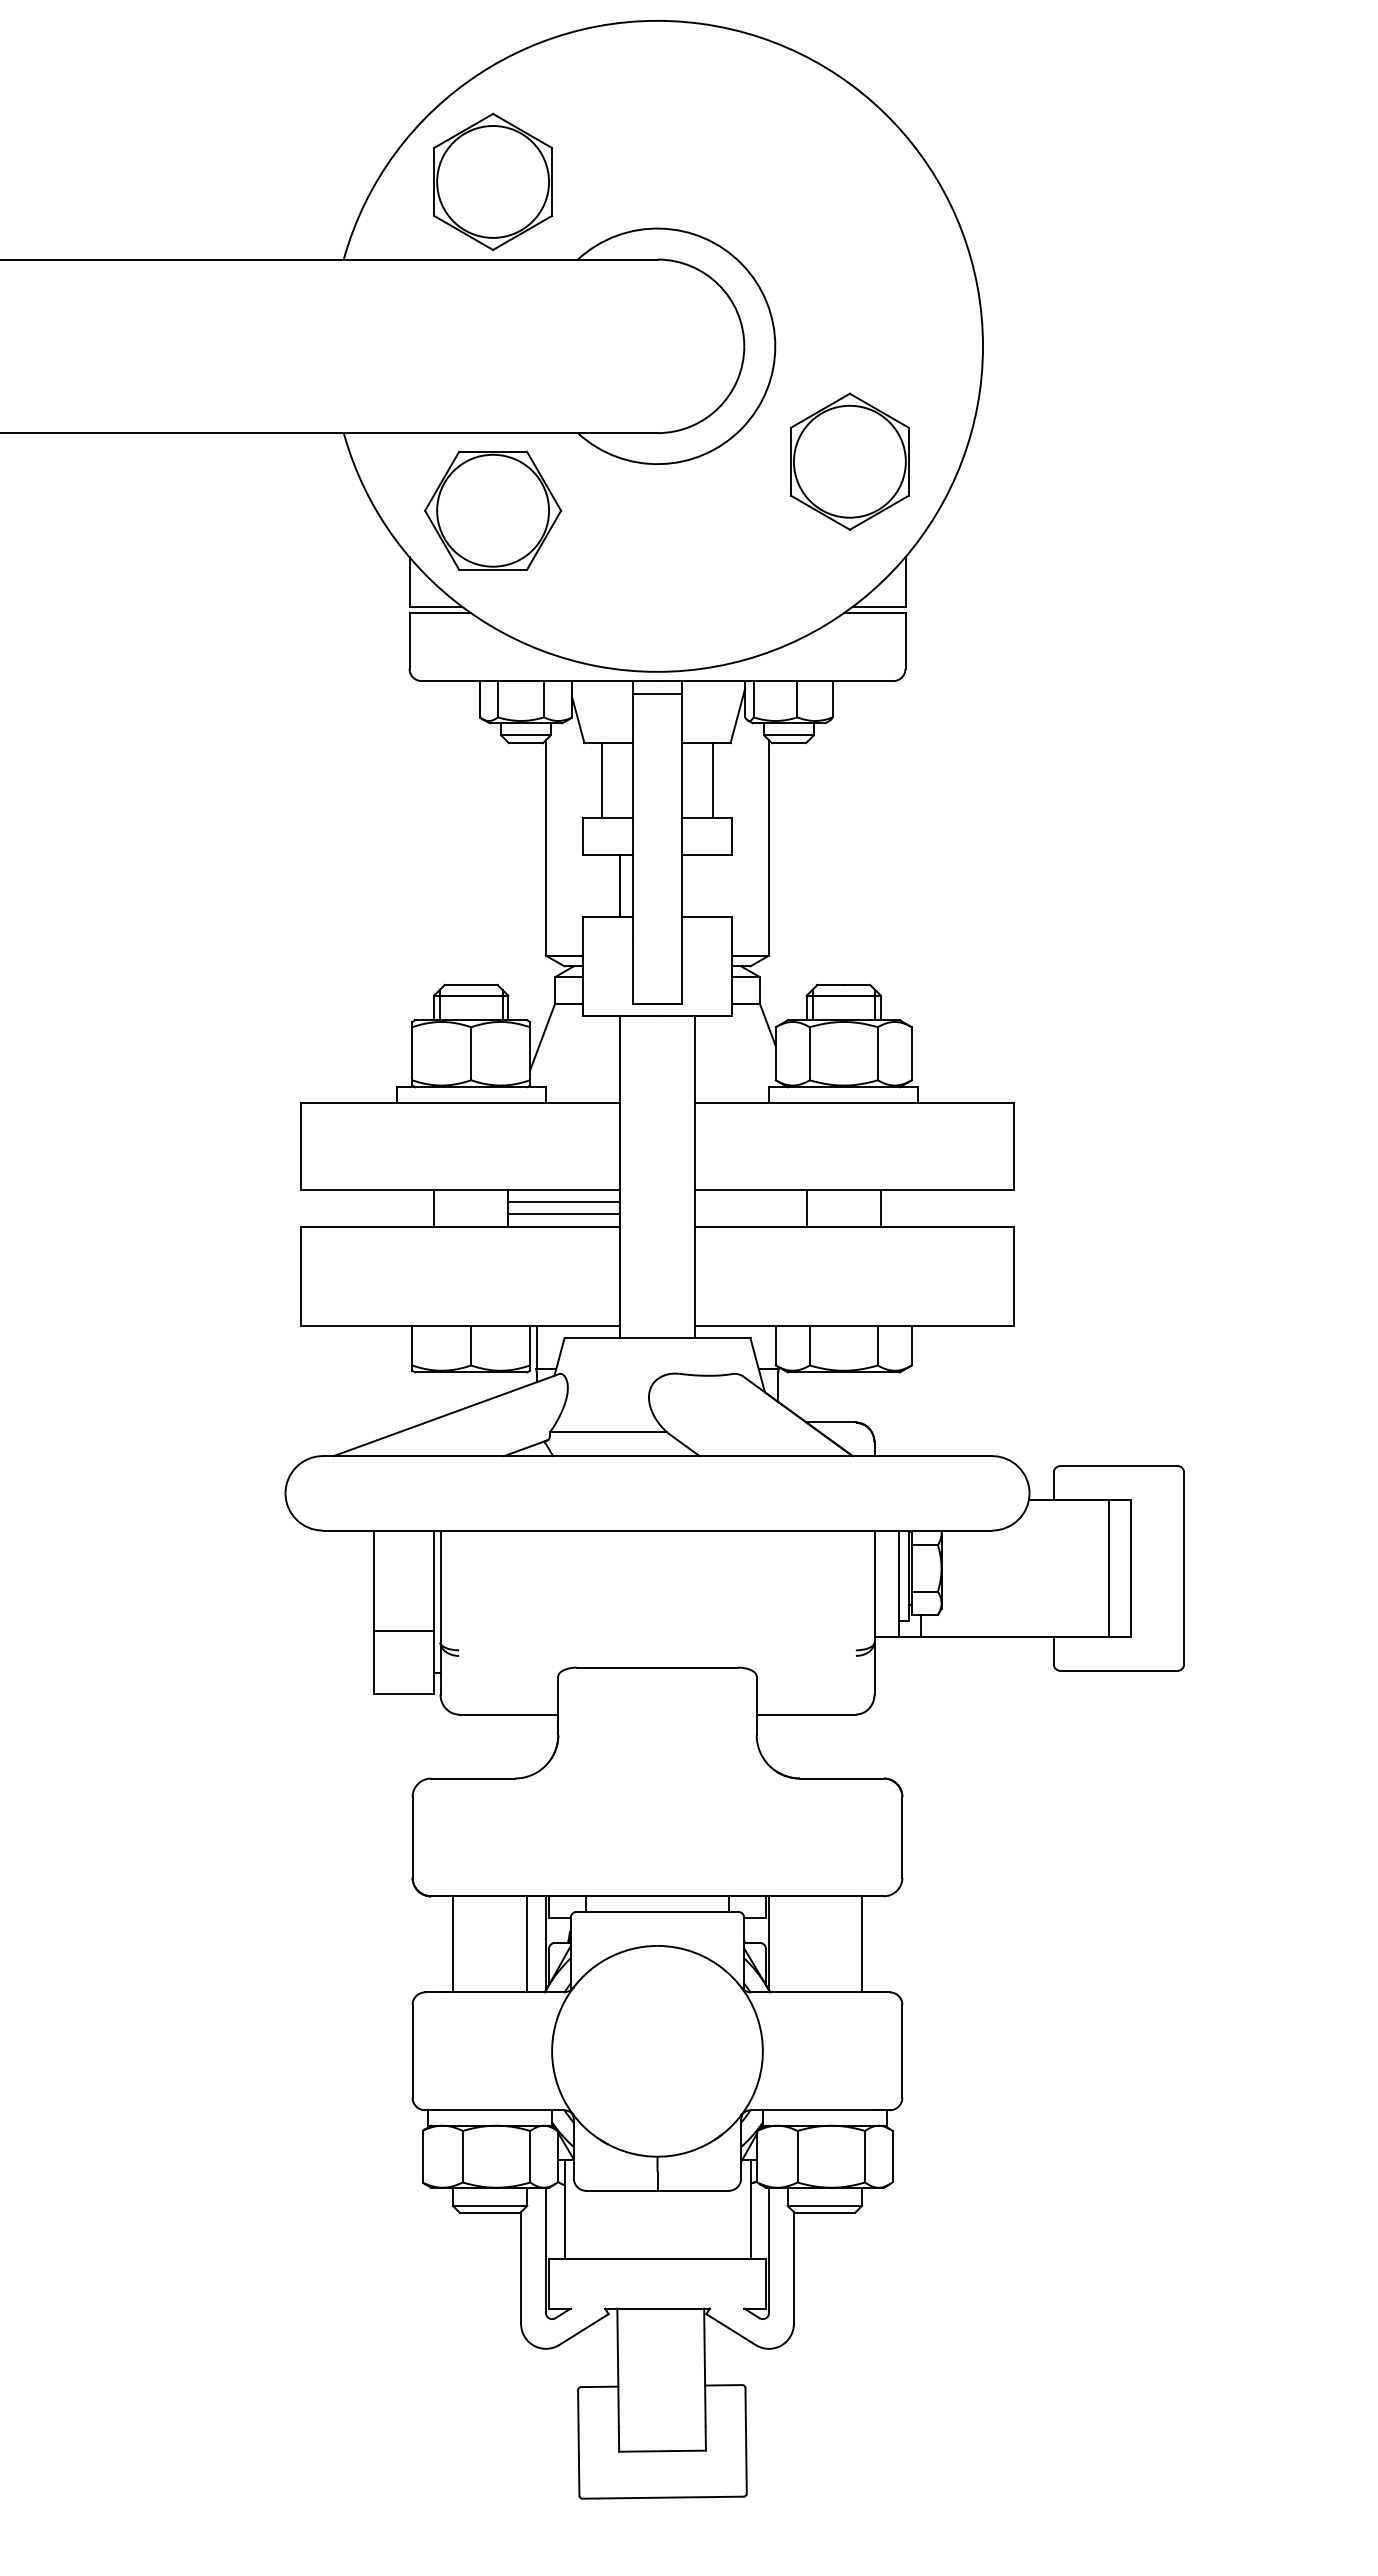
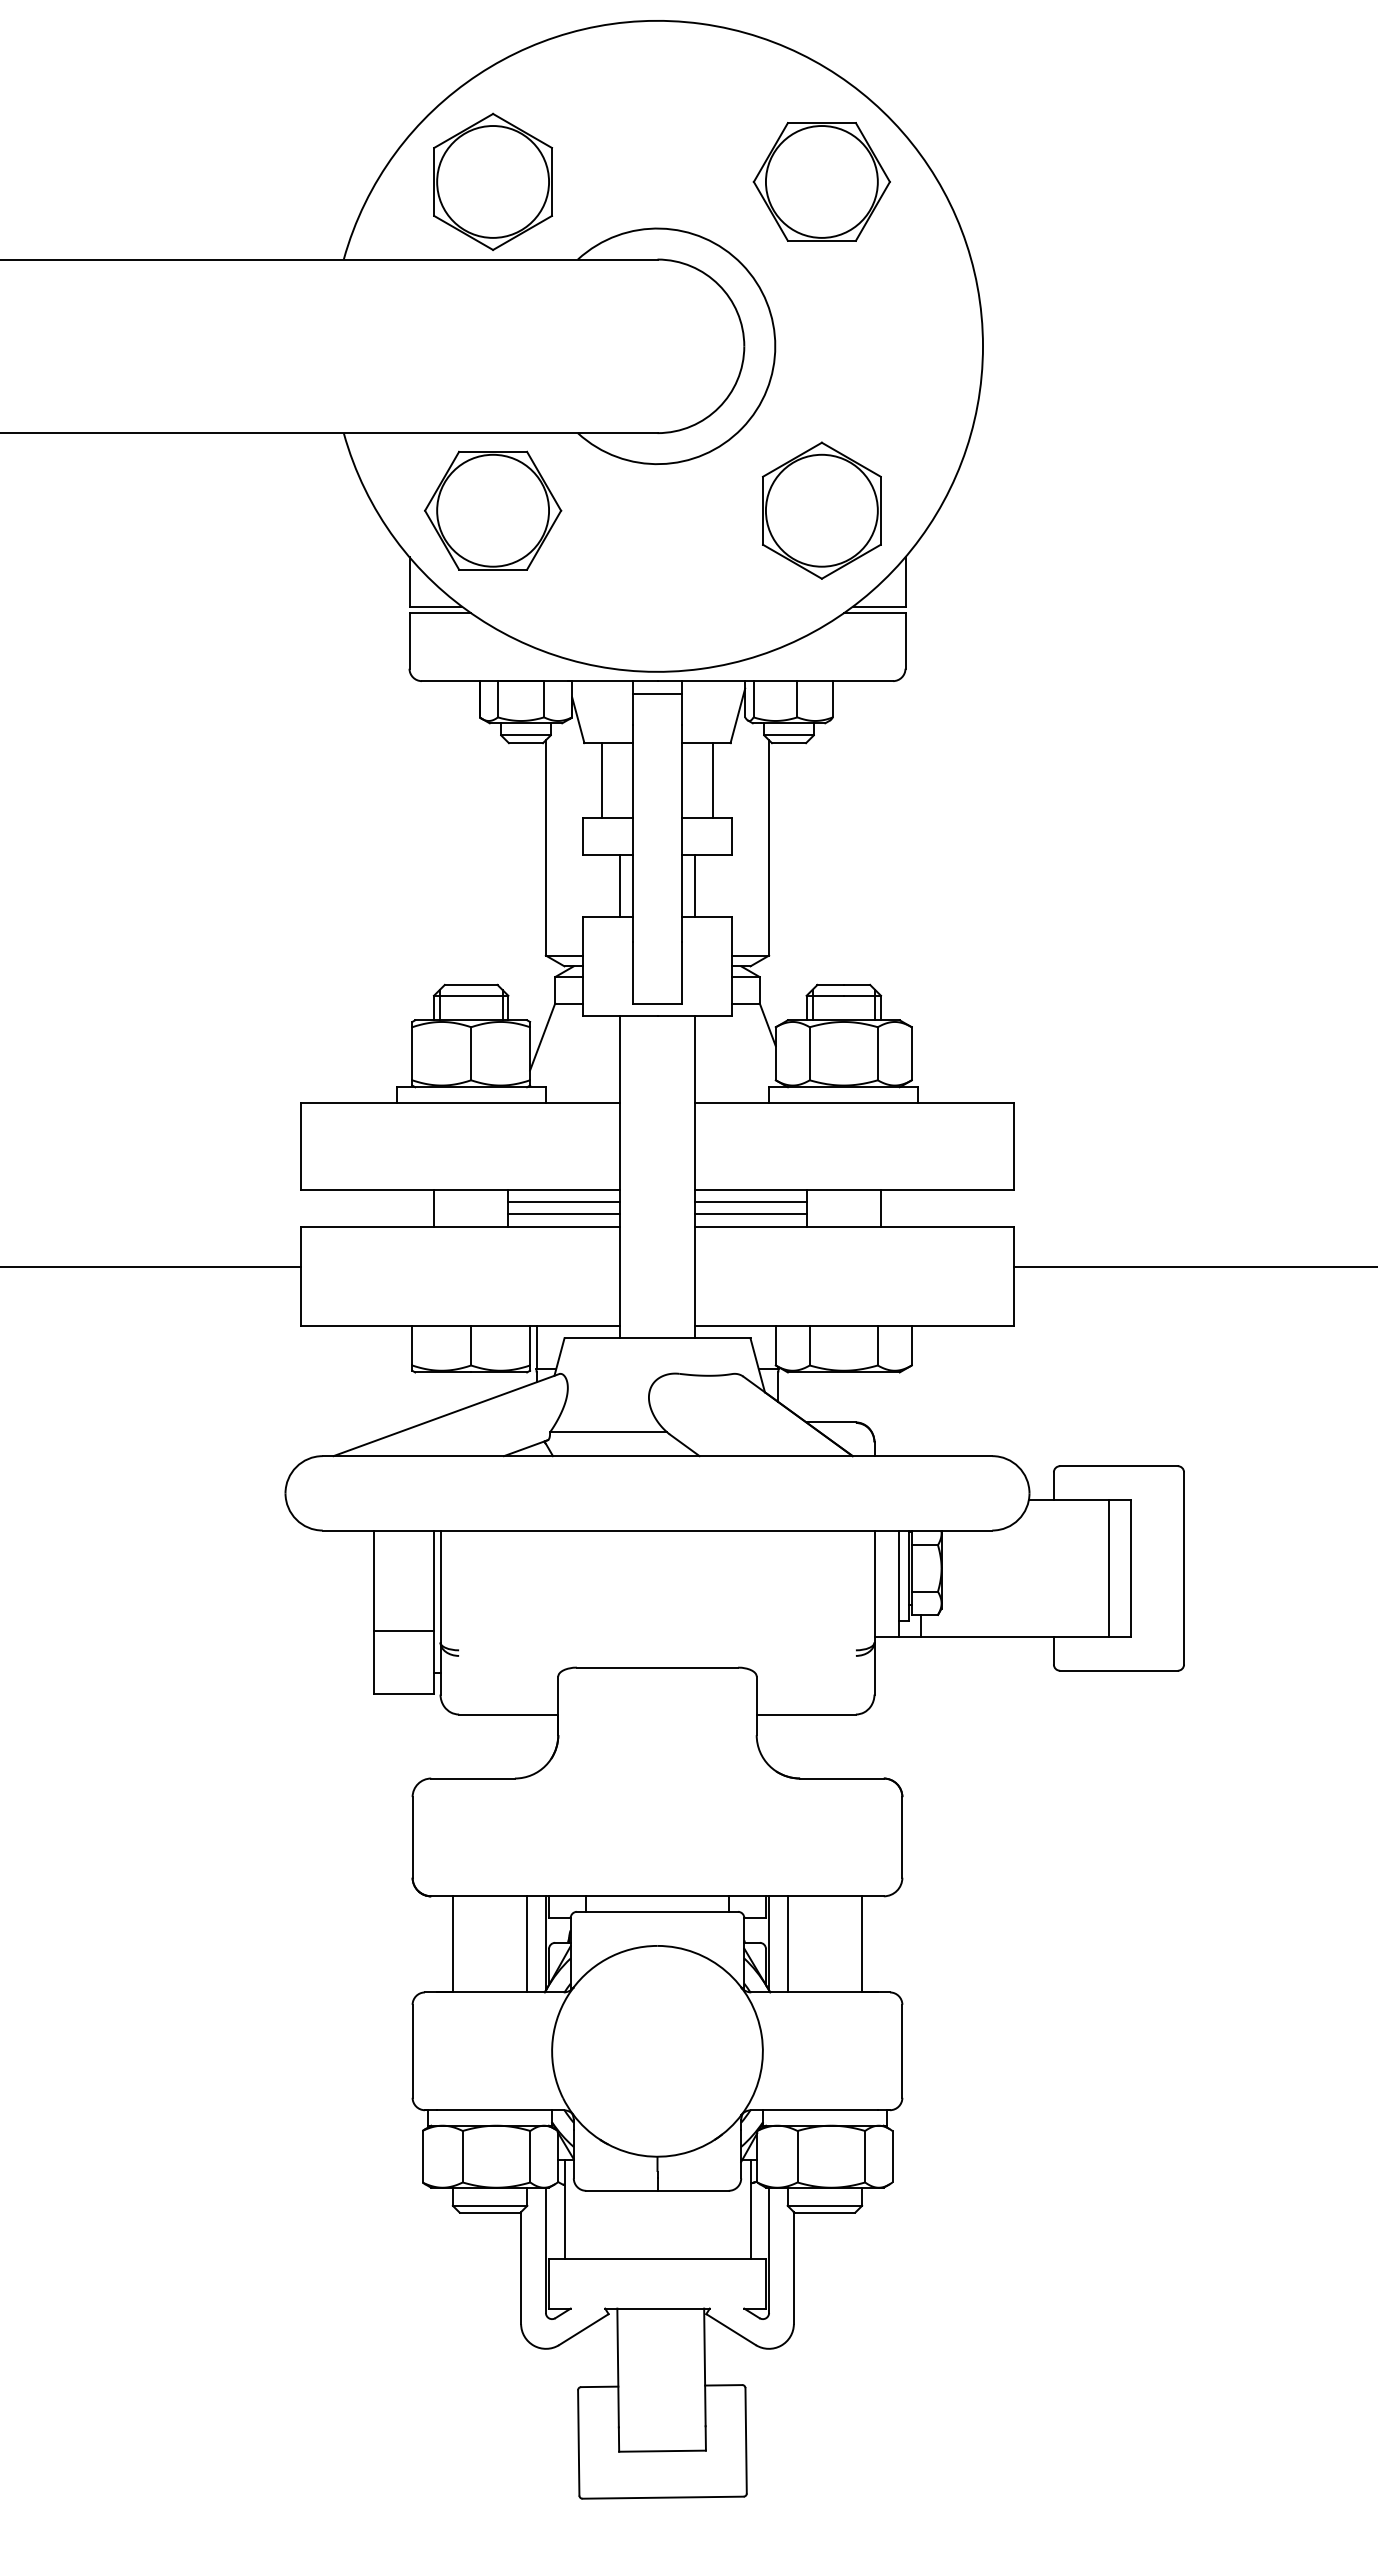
part: none -> present (821, 181)
part position: (849, 461) -> (821, 510) (821, 510)
line: none -> present (694, 885)
line: none -> present (750, 1201)
line: none -> present (750, 1214)
line: none -> present (151, 1267)
line: none -> present (1194, 1267)
line: none -> present (787, 1944)
